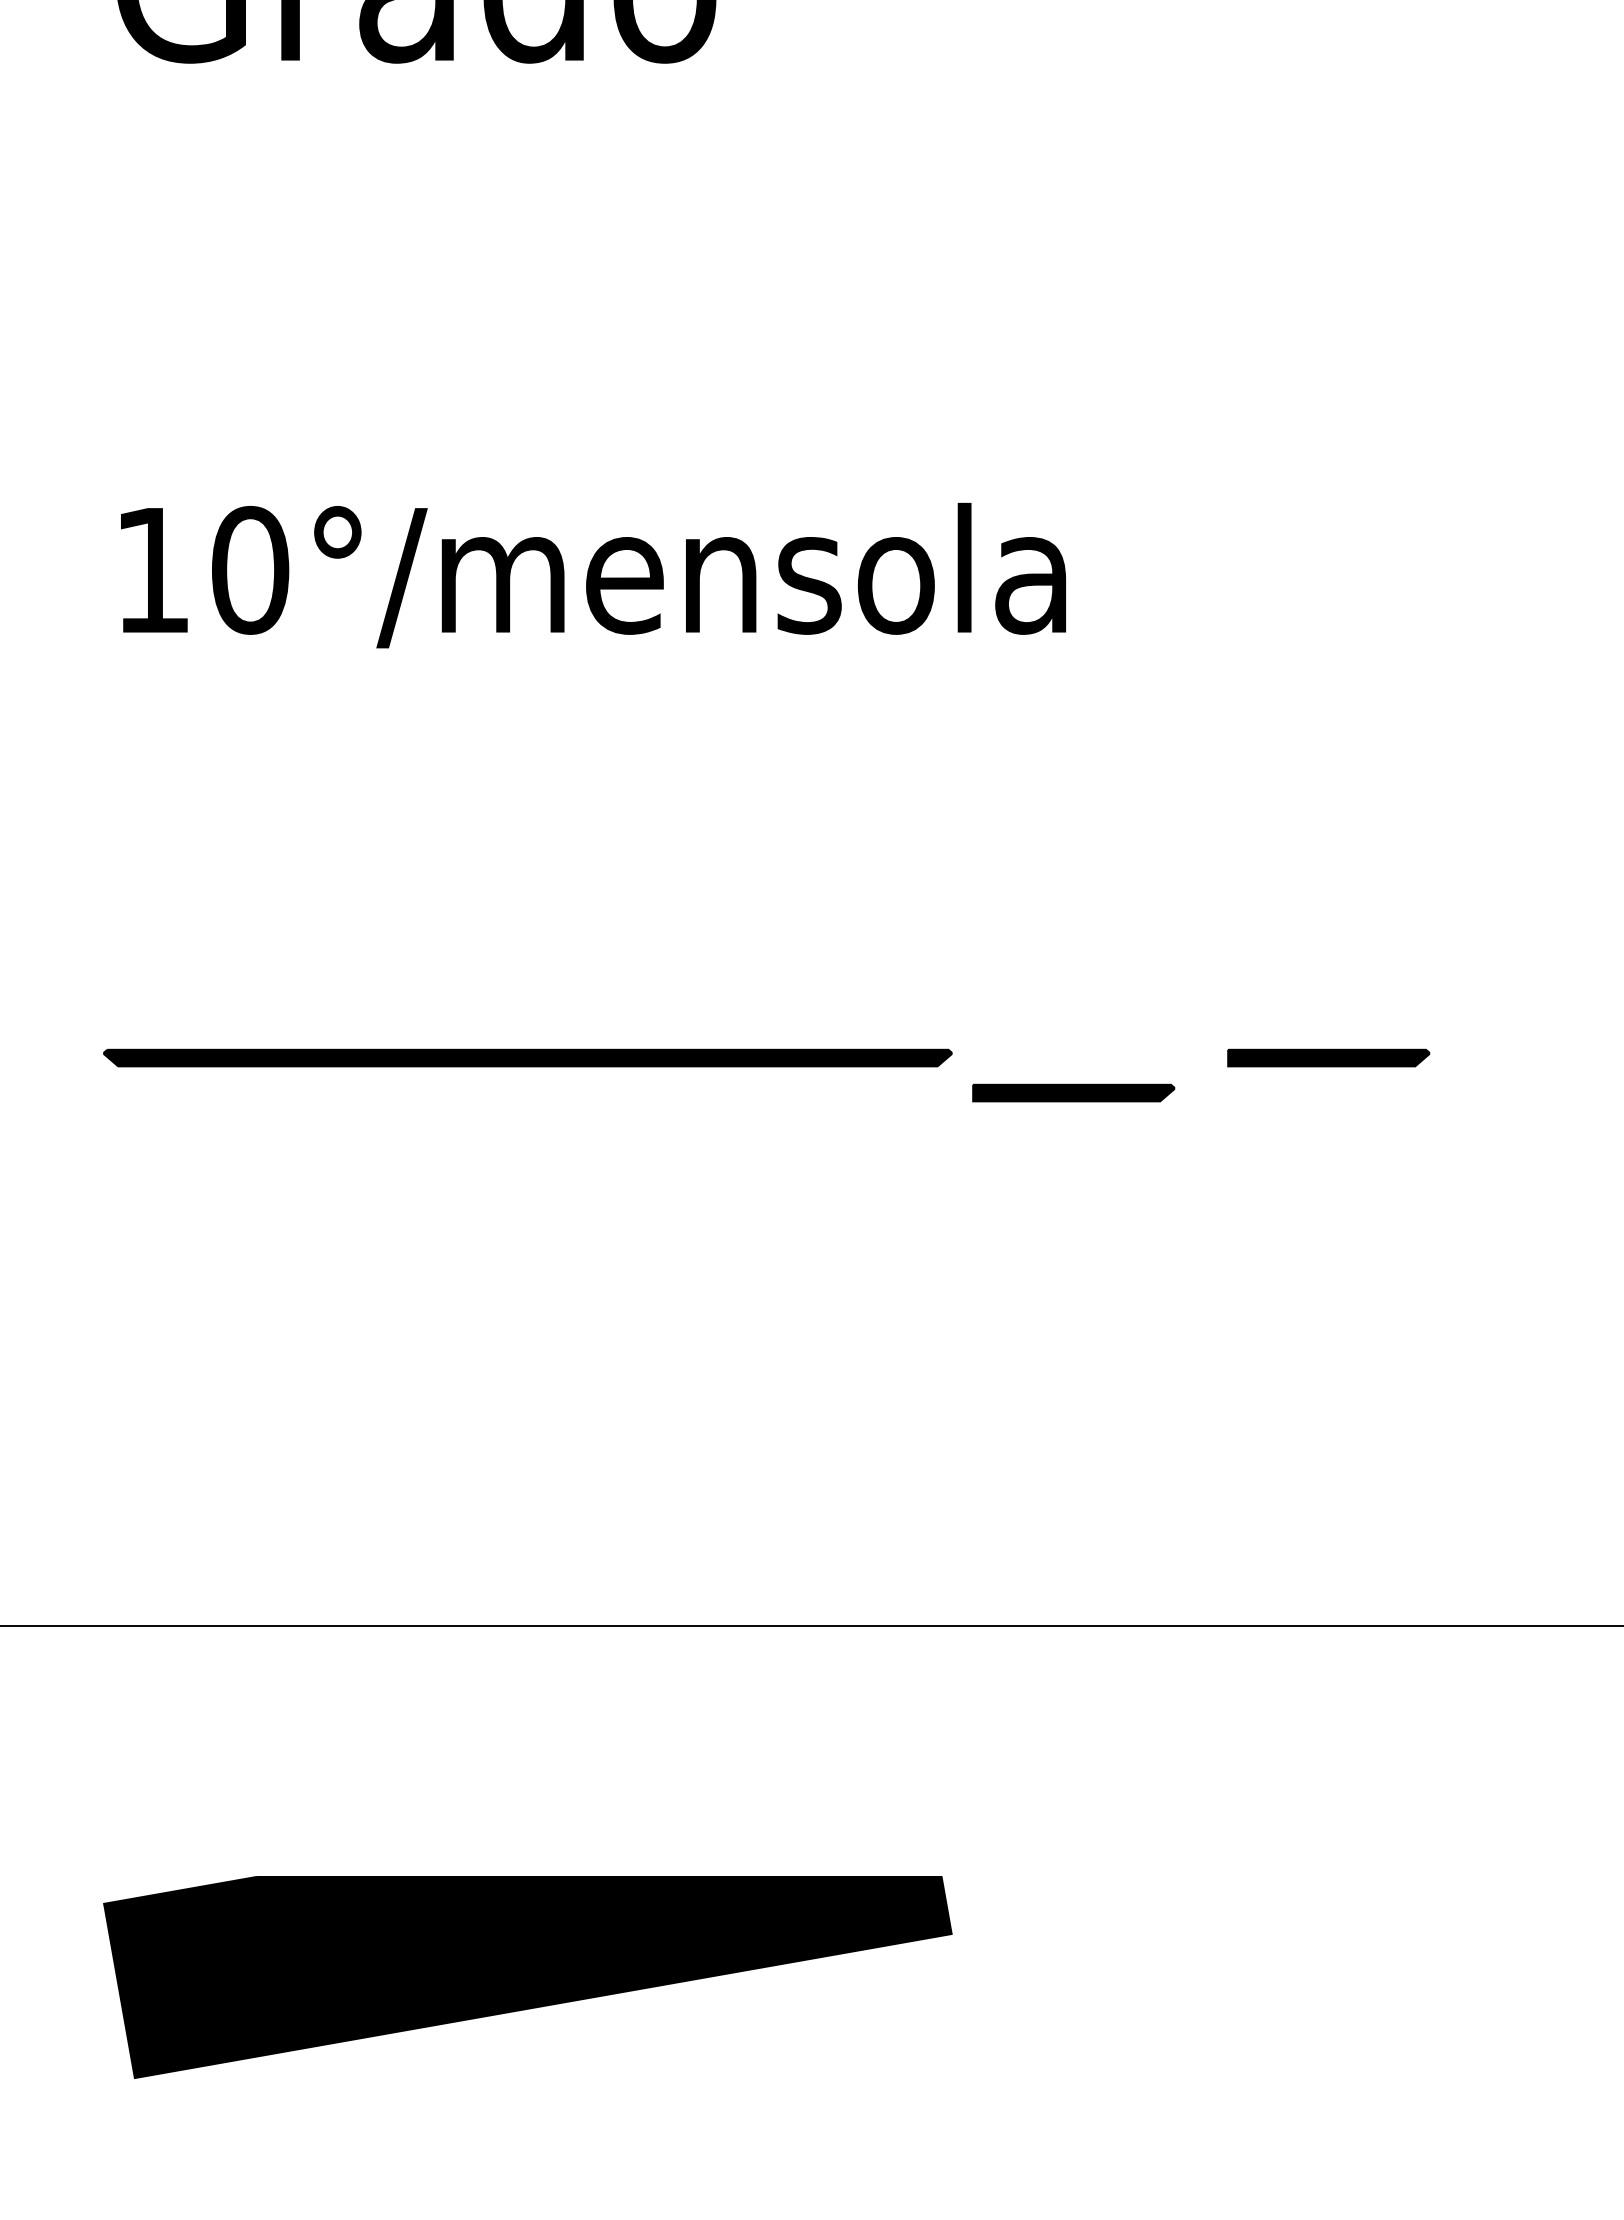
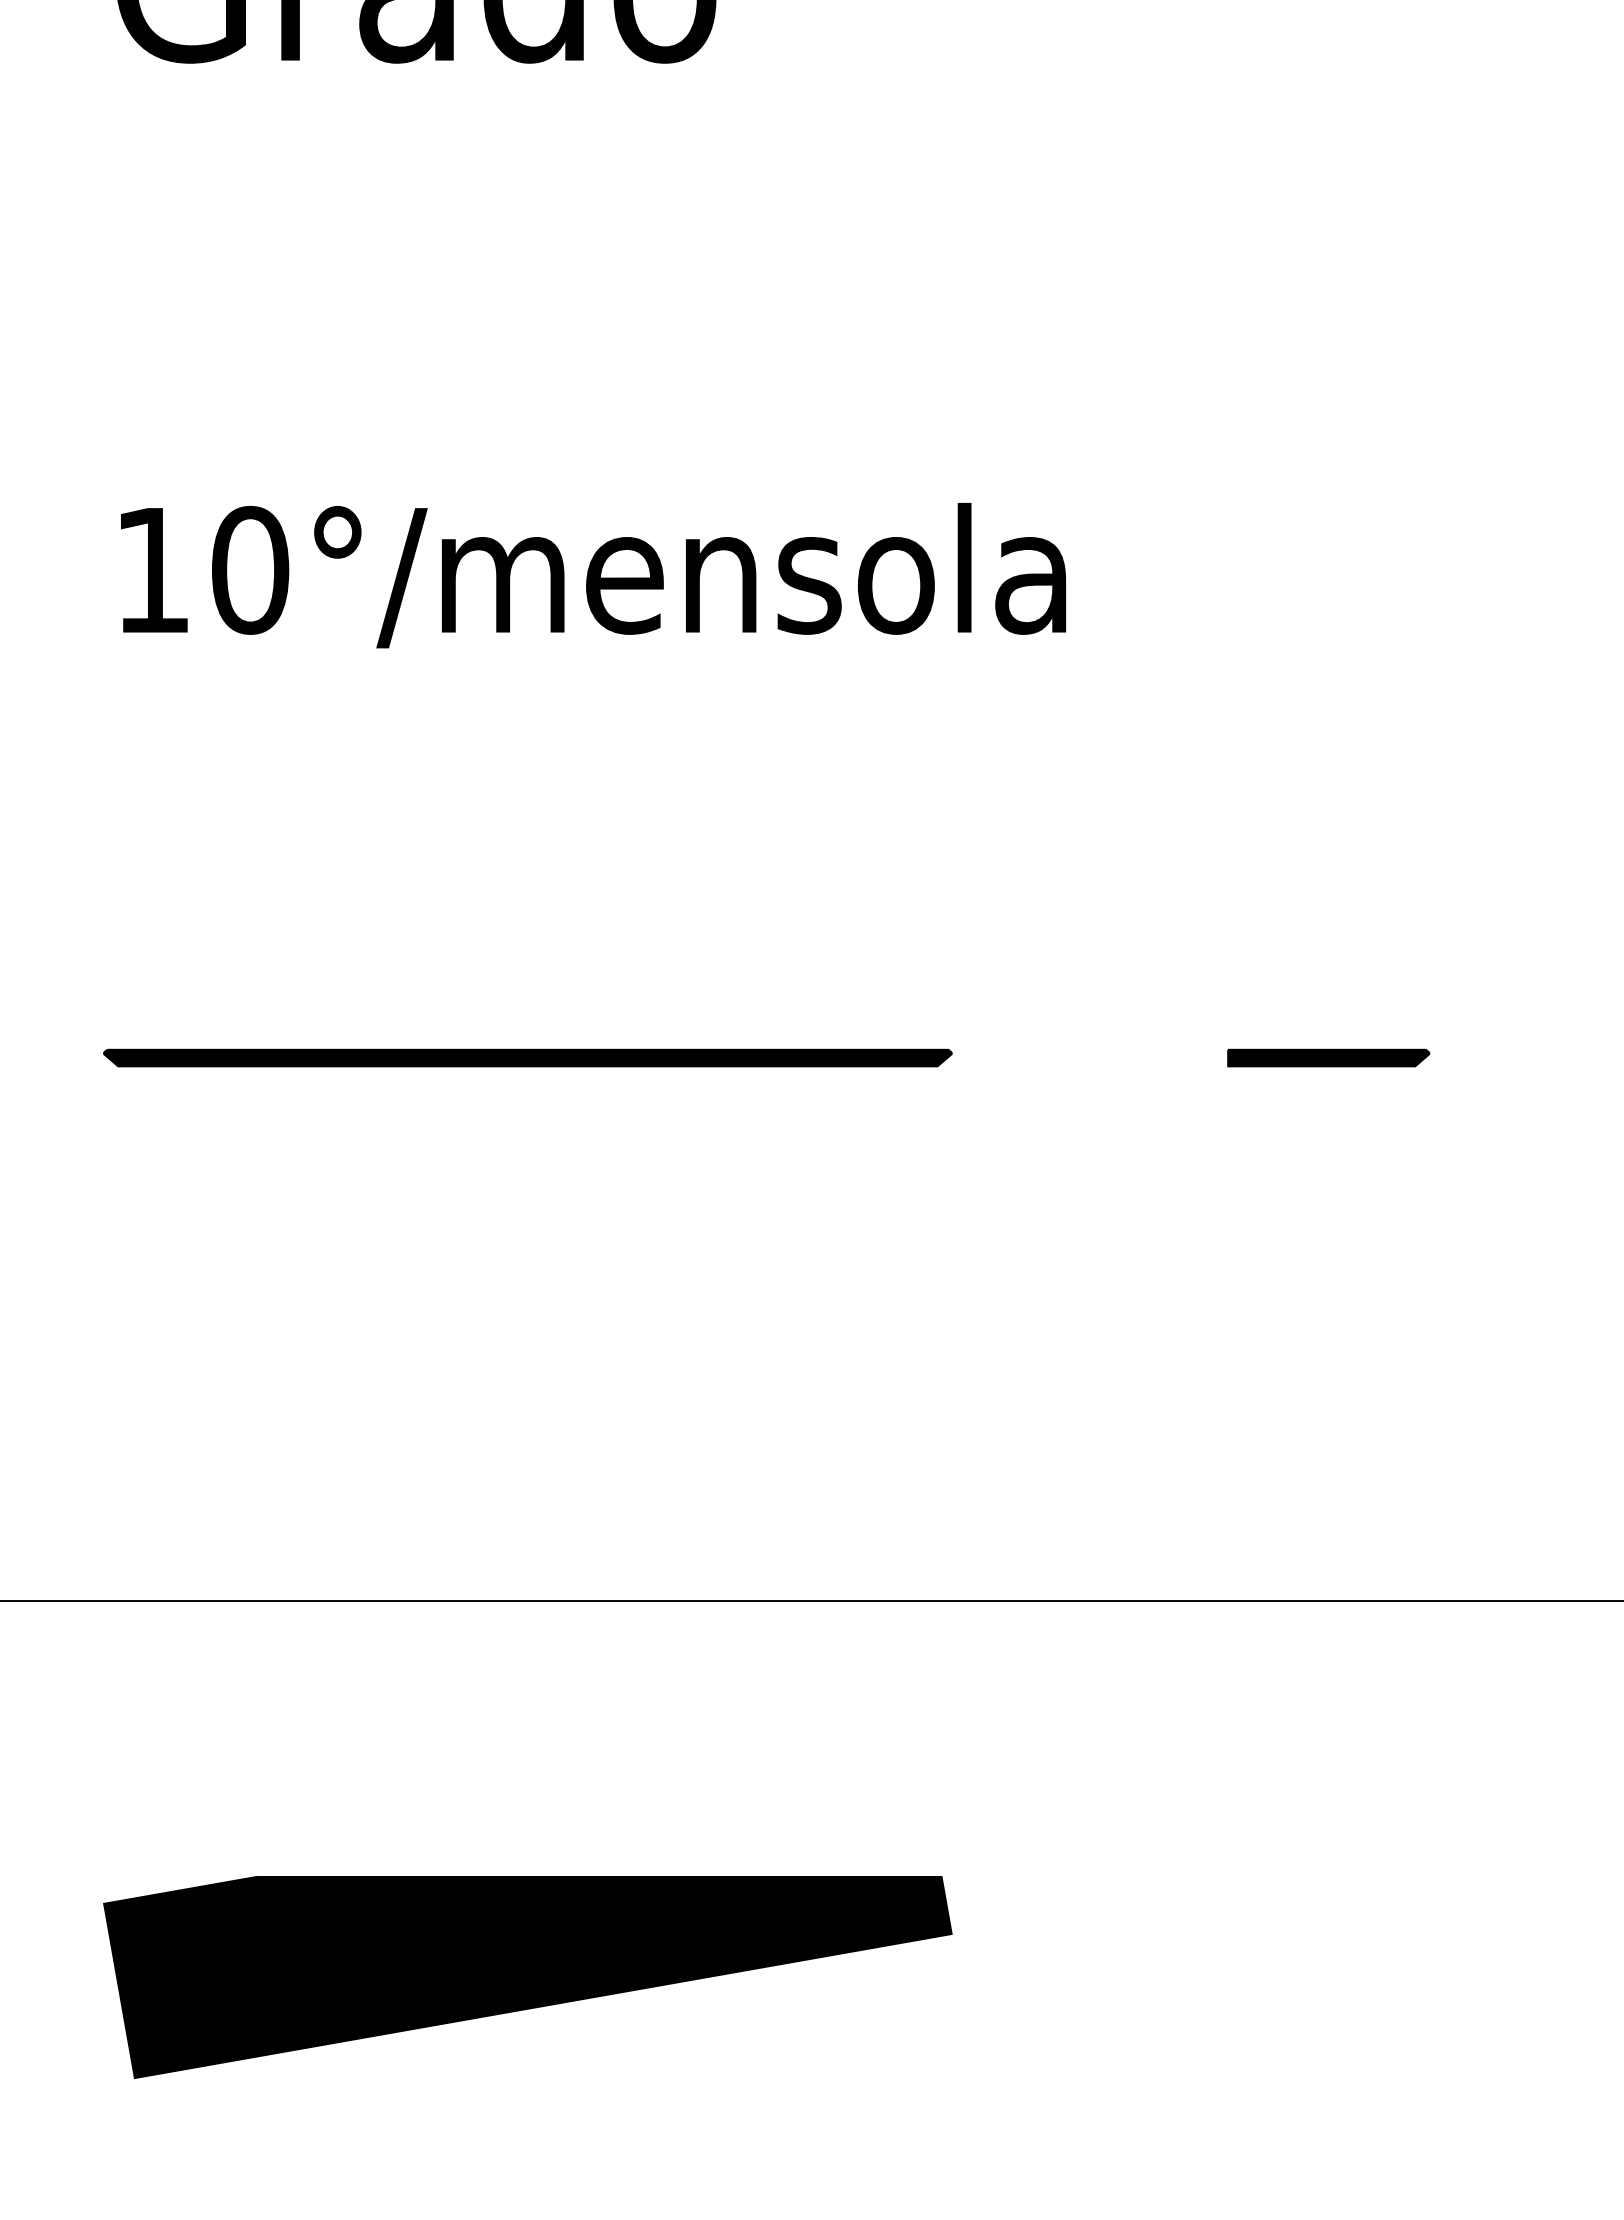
part: present -> none (1073, 1092)
line position: (811, 1625) -> (811, 1600) (811, 1600)
